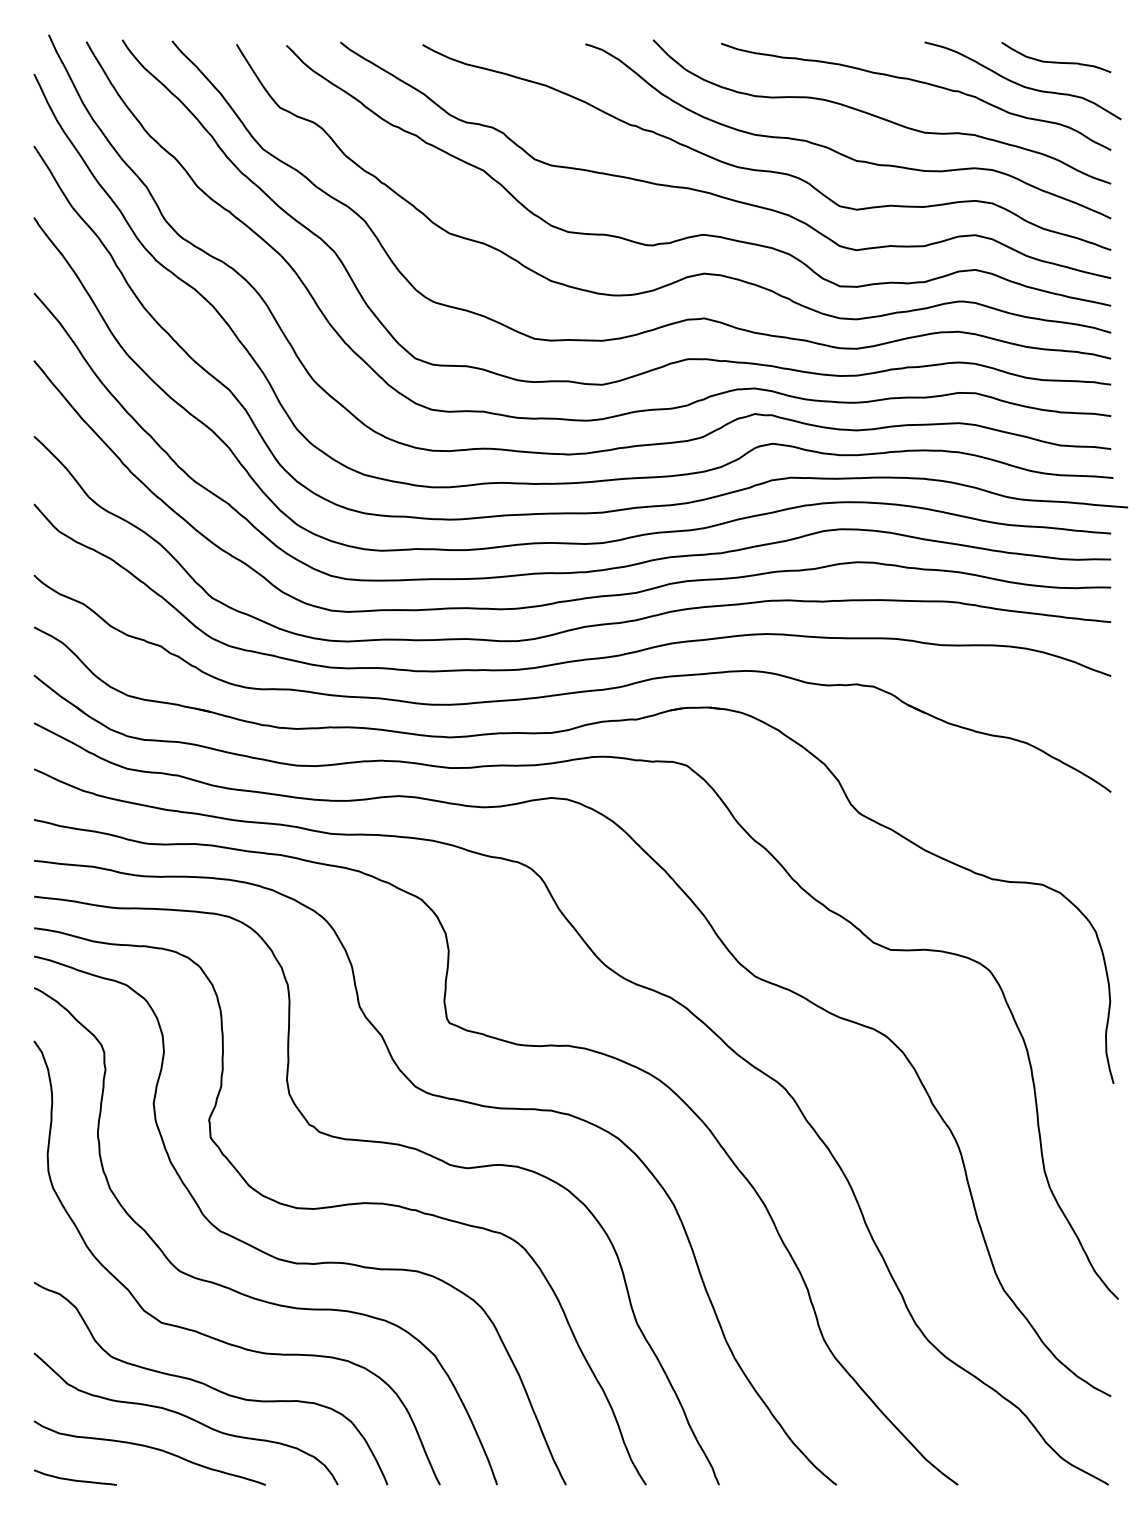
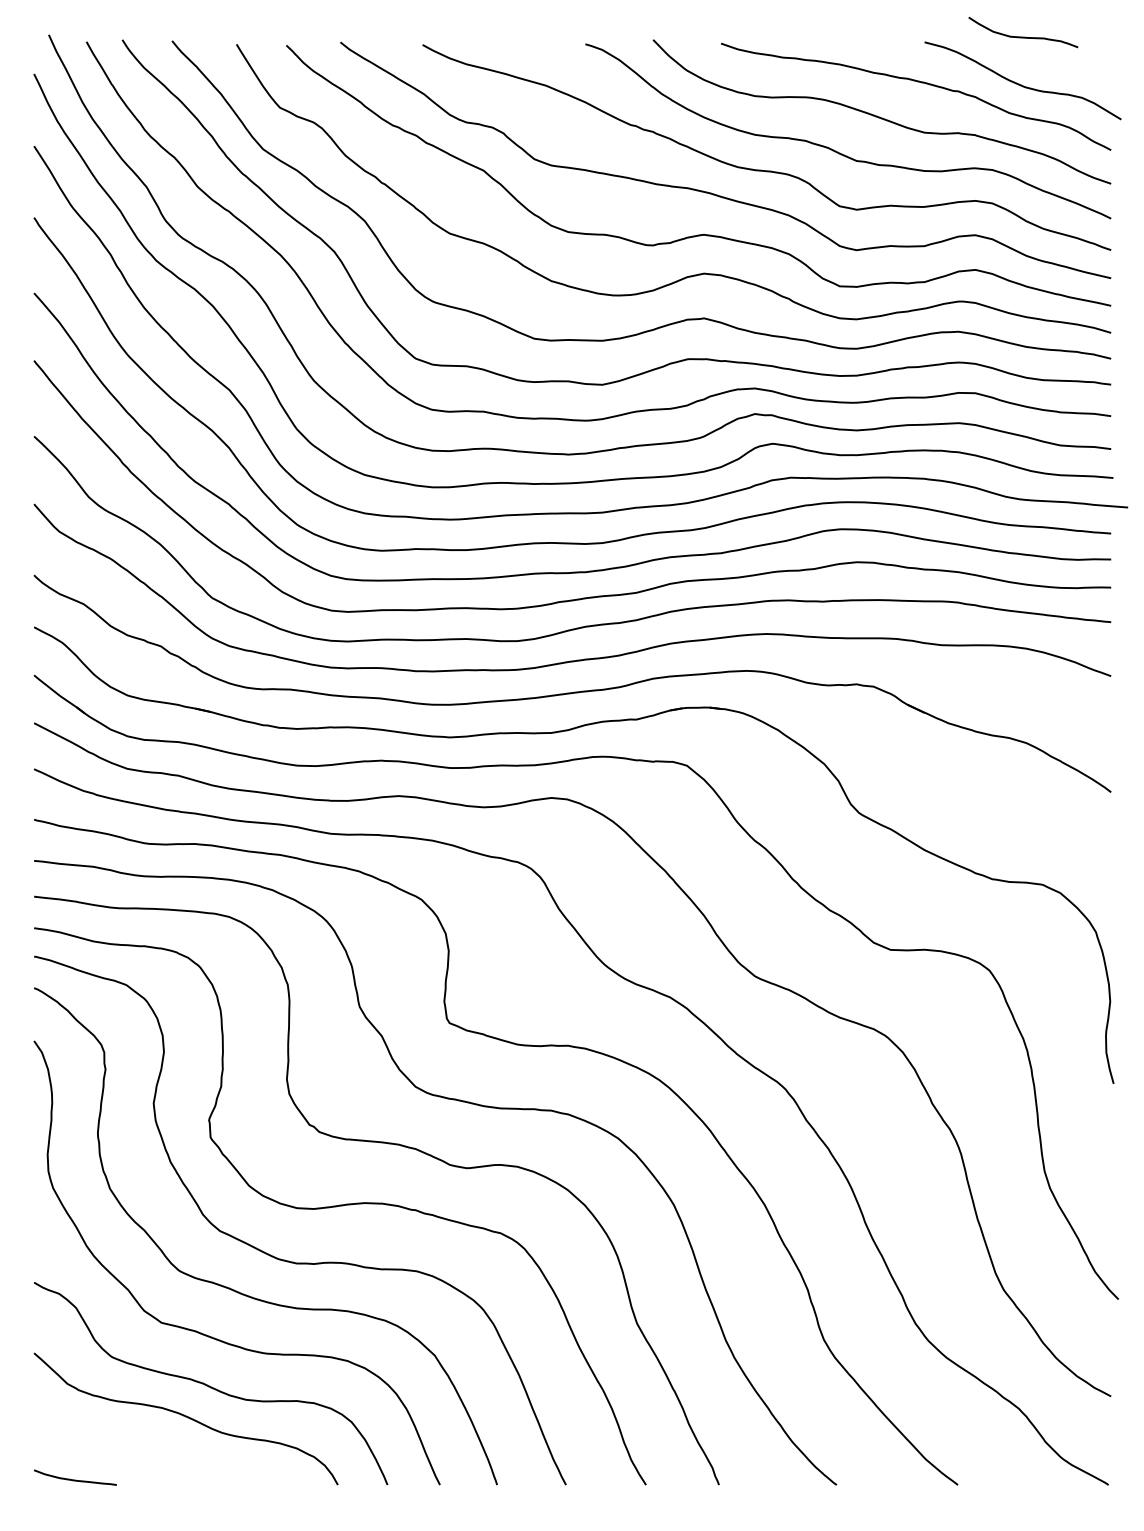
curve position: (1056, 61) -> (1023, 36) (1023, 36)
curve: present -> none (149, 1448)
